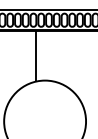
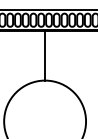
line position: (36, 55) -> (45, 55) (45, 55)
